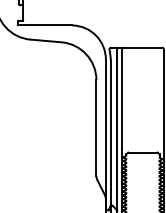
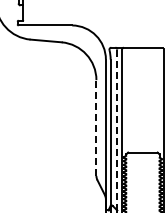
line: solid -> dashed (96, 128)
line: solid -> dashed (117, 131)
